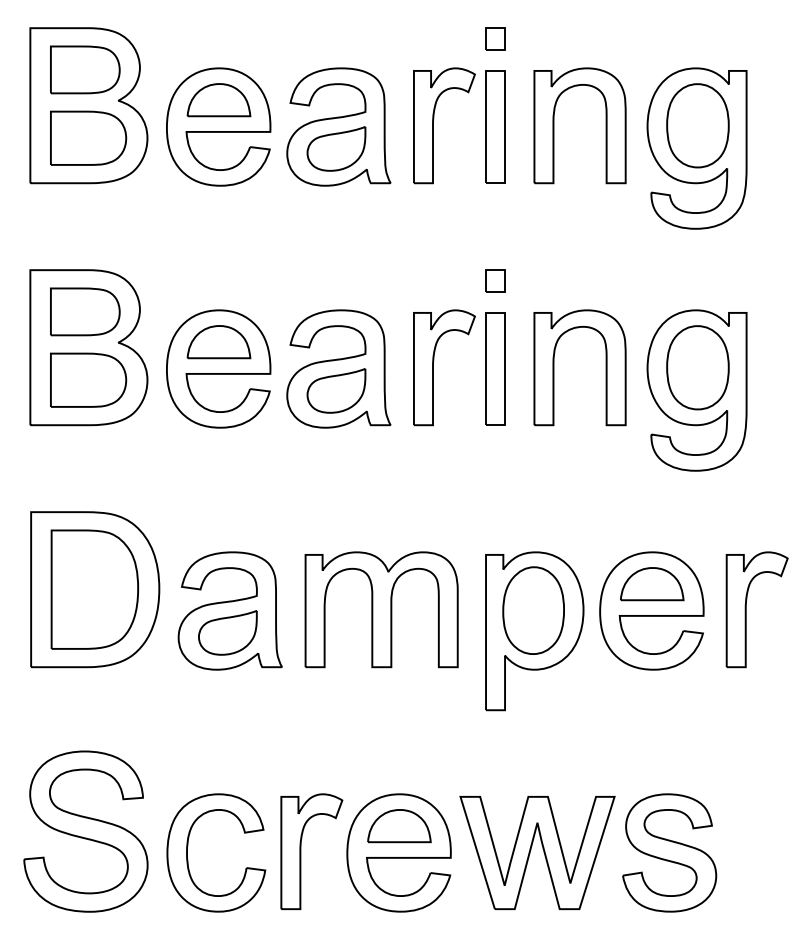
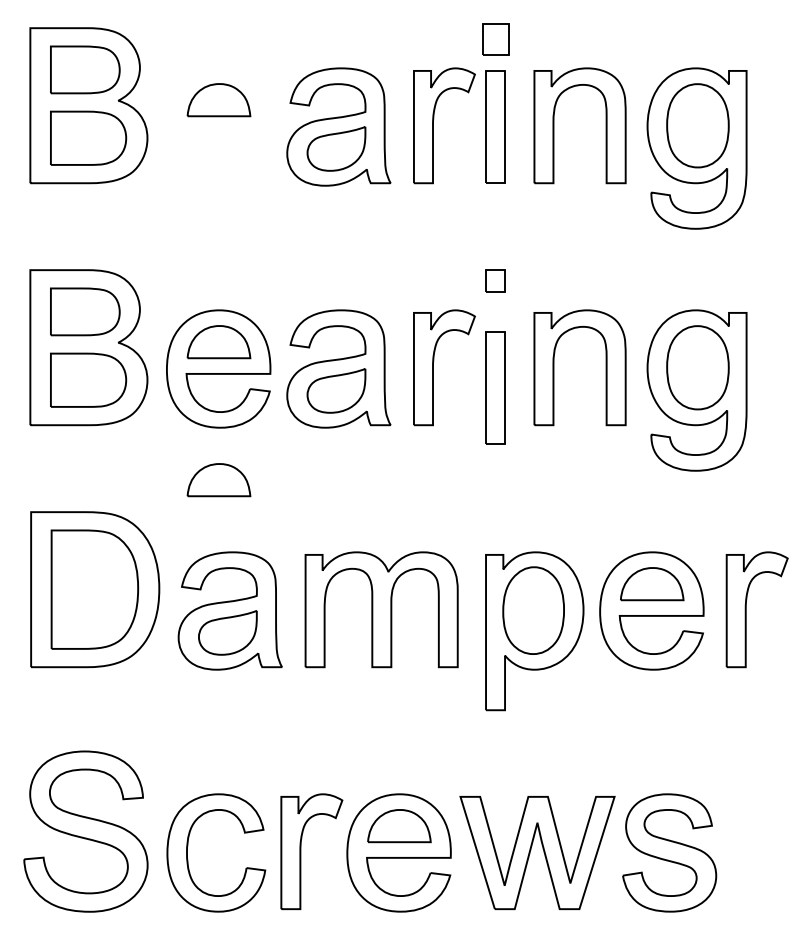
part size: 21x24 px -> 28x33 px (495, 39)
part: present -> none (218, 126)
part position: (495, 368) -> (495, 387) (495, 387)
part: none -> present (218, 480)
